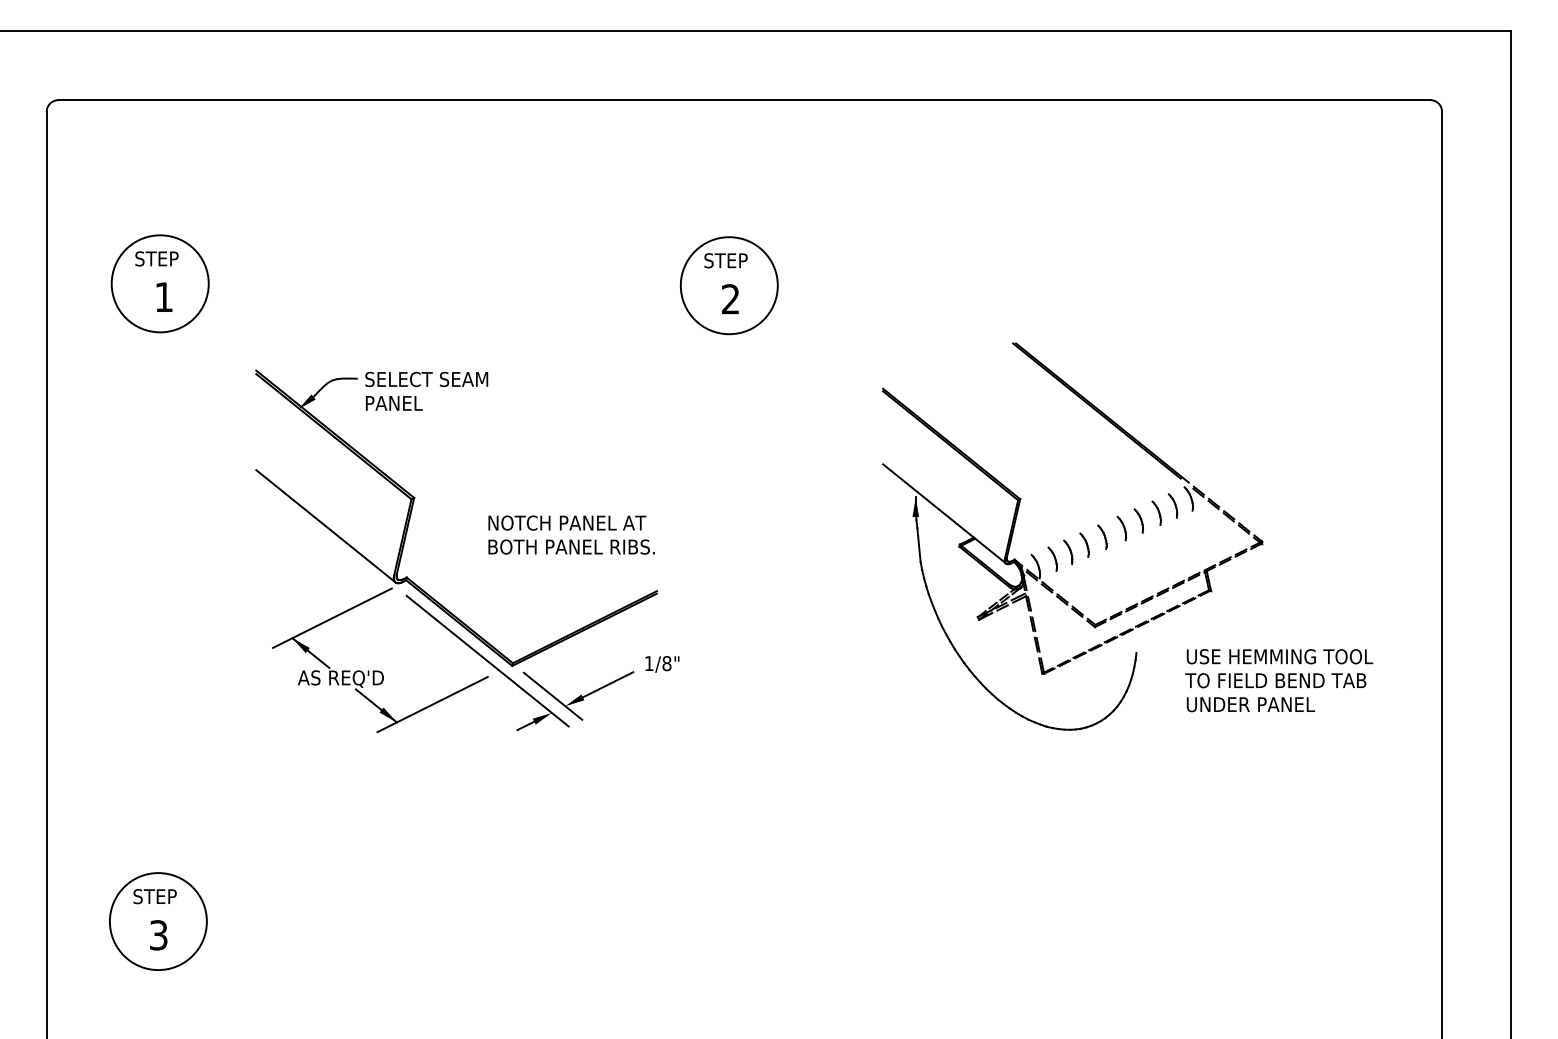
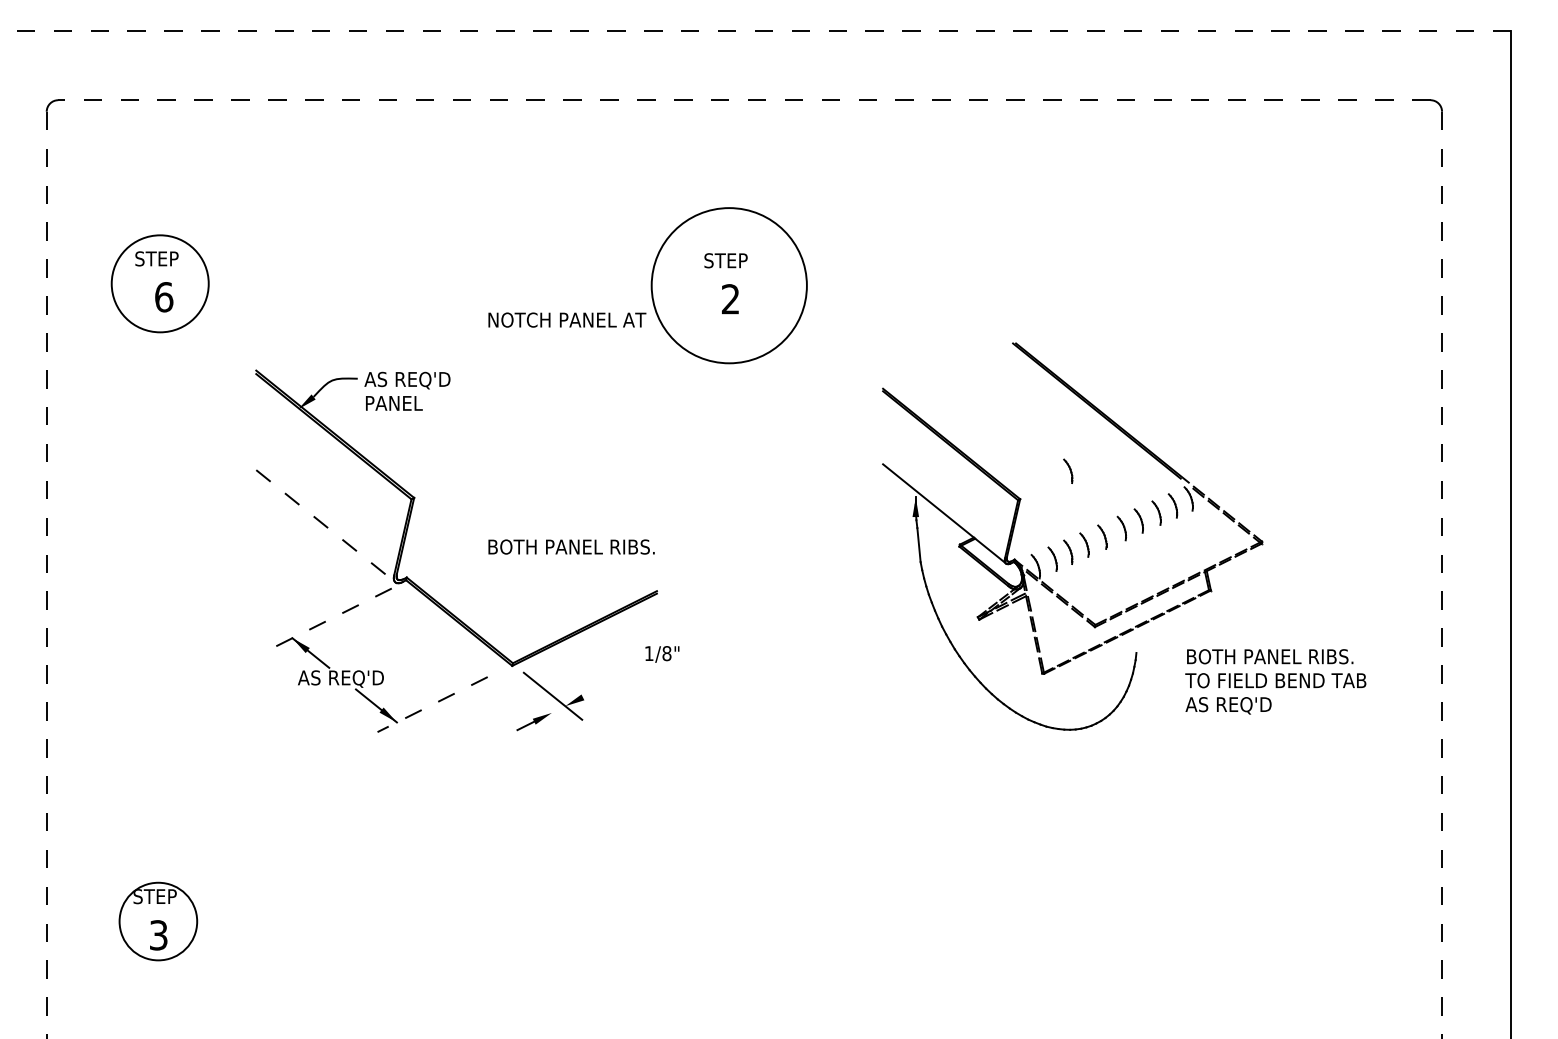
line: solid -> dashed (755, 31)
line: solid -> dashed (743, 100)
circle diameter: 97 px -> 155 px (728, 285)
text: 1 -> 6 (164, 297)
text: SELECT SEAM -> AS REQ'D (426, 380)
part: none -> present (1068, 470)
text position: (567, 522) -> (567, 319) (567, 319)
line: solid -> dashed (326, 526)
line: solid -> dashed (46, 575)
line: solid -> dashed (1442, 575)
line: solid -> dashed (331, 618)
text: USE HEMMING TOOL -> BOTH PANEL RIBS. (1279, 656)
line: present -> none (487, 660)
text position: (662, 664) -> (662, 654) (662, 654)
line: present -> none (607, 684)
line: solid -> dashed (432, 704)
text: UNDER PANEL -> AS REQ'D (1249, 705)
circle diameter: 97 px -> 78 px (158, 921)
